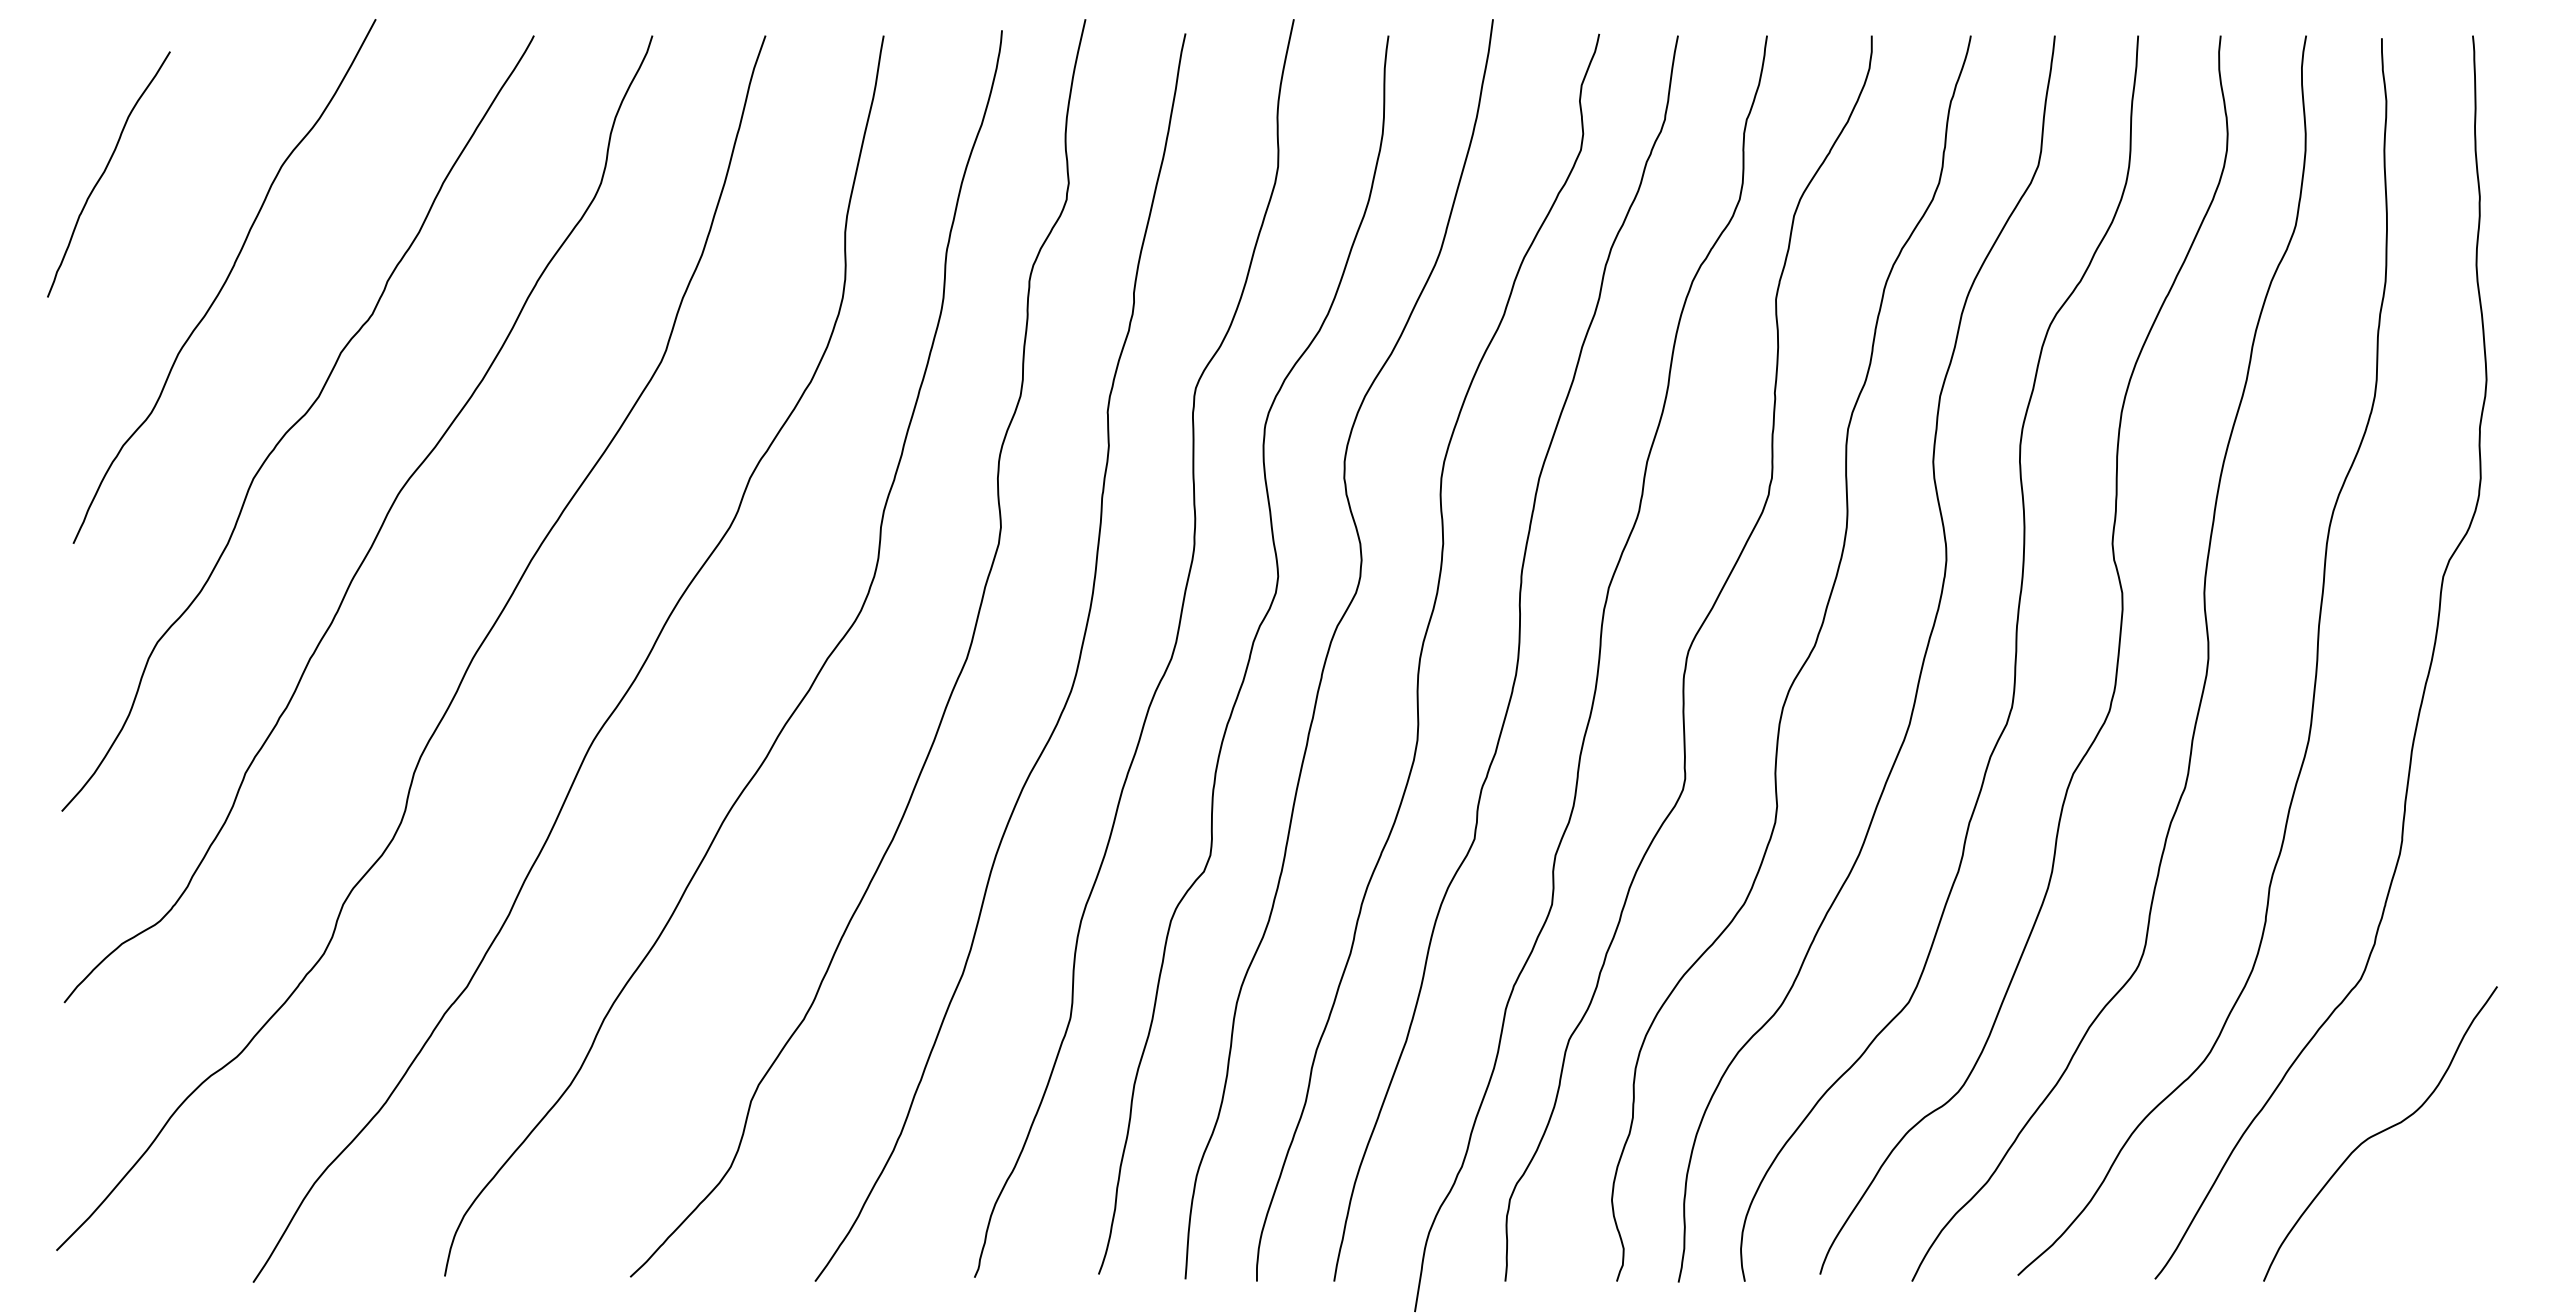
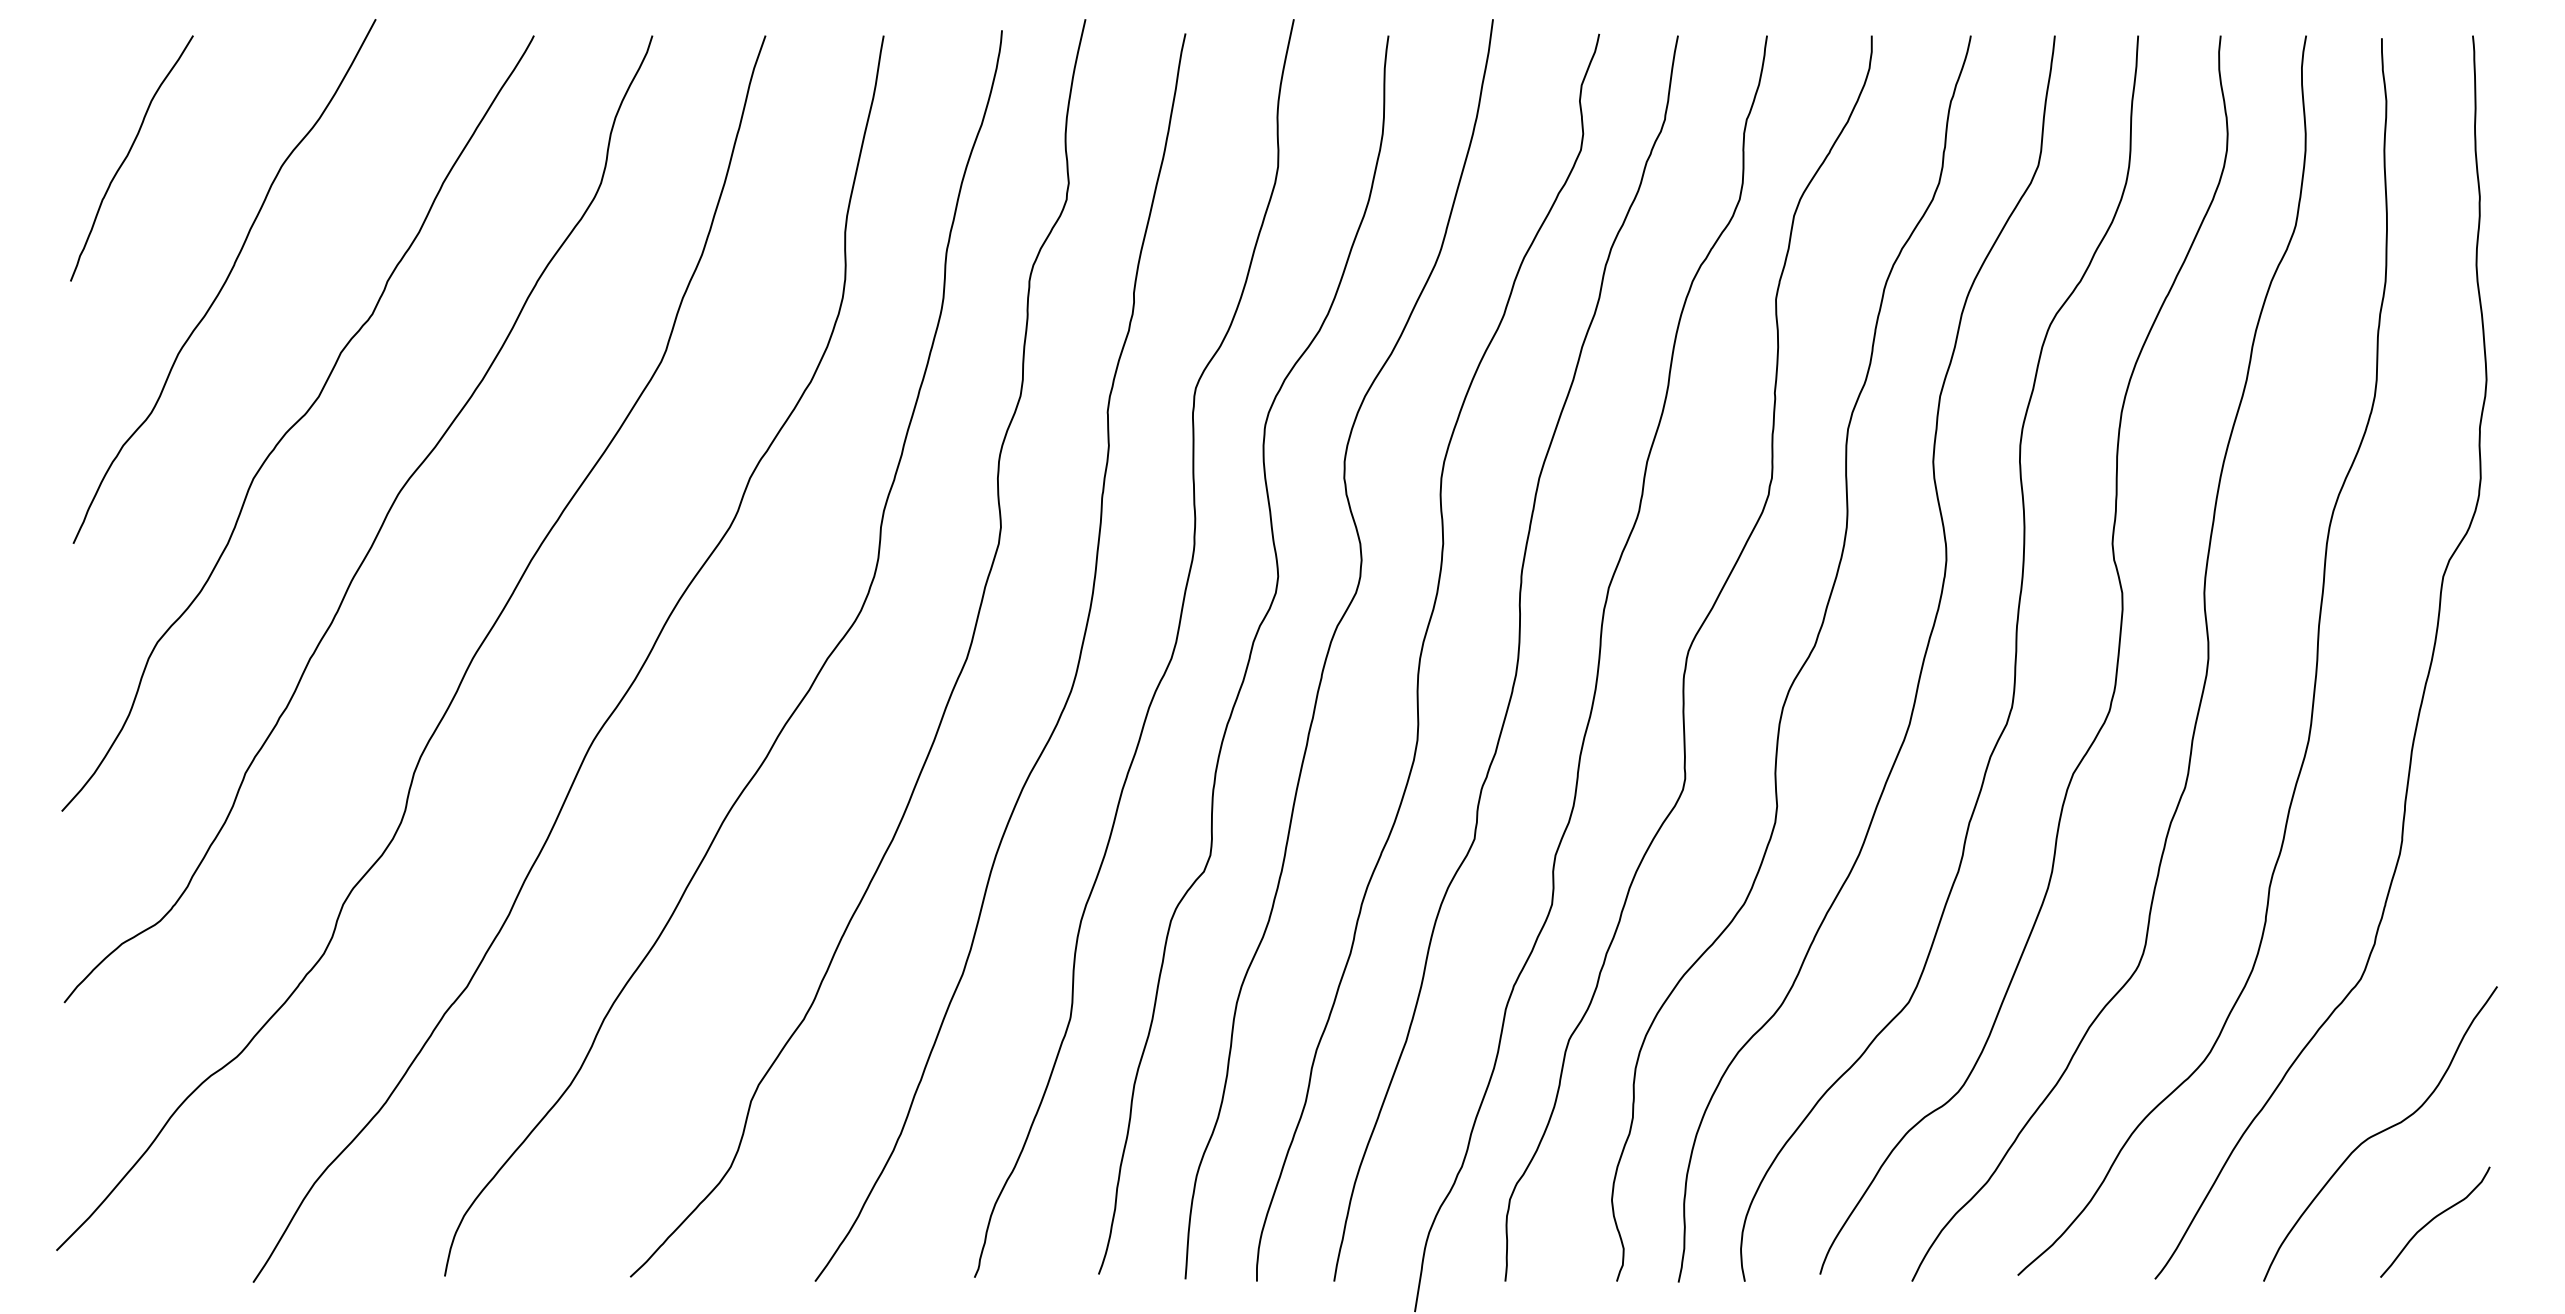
curve position: (104, 173) -> (127, 157) (127, 157)
curve: none -> present (2434, 1219)
